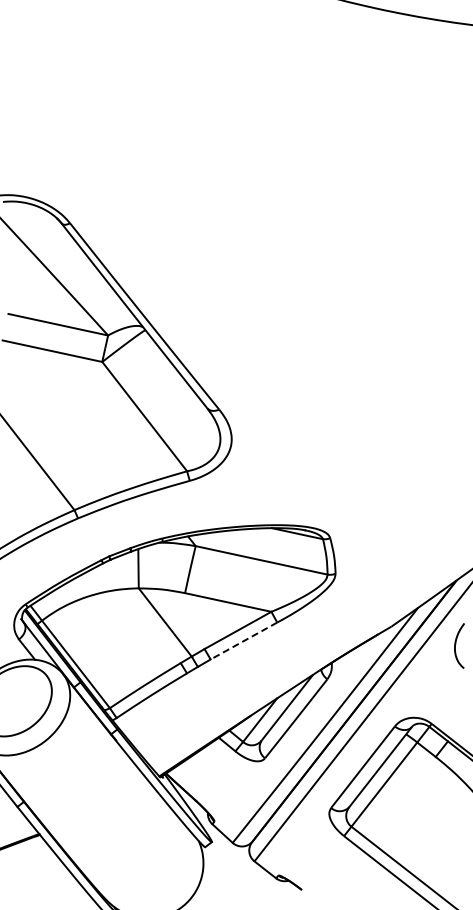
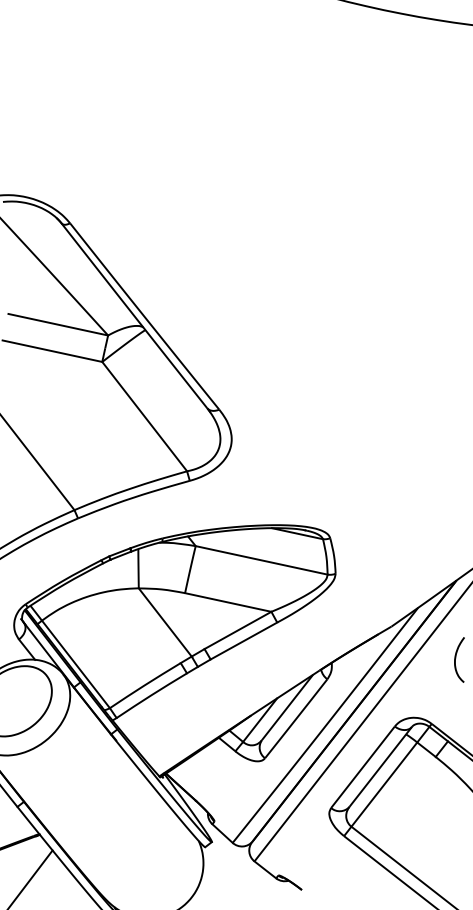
line: dashed -> solid (243, 641)
curve position: (456, 644) -> (456, 658) (456, 658)
line: none -> present (31, 878)
